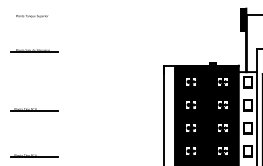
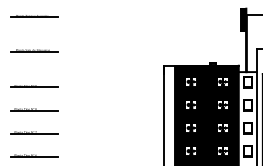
line: none -> present (34, 17)
line: none -> present (34, 86)
part: none -> present (34, 132)
